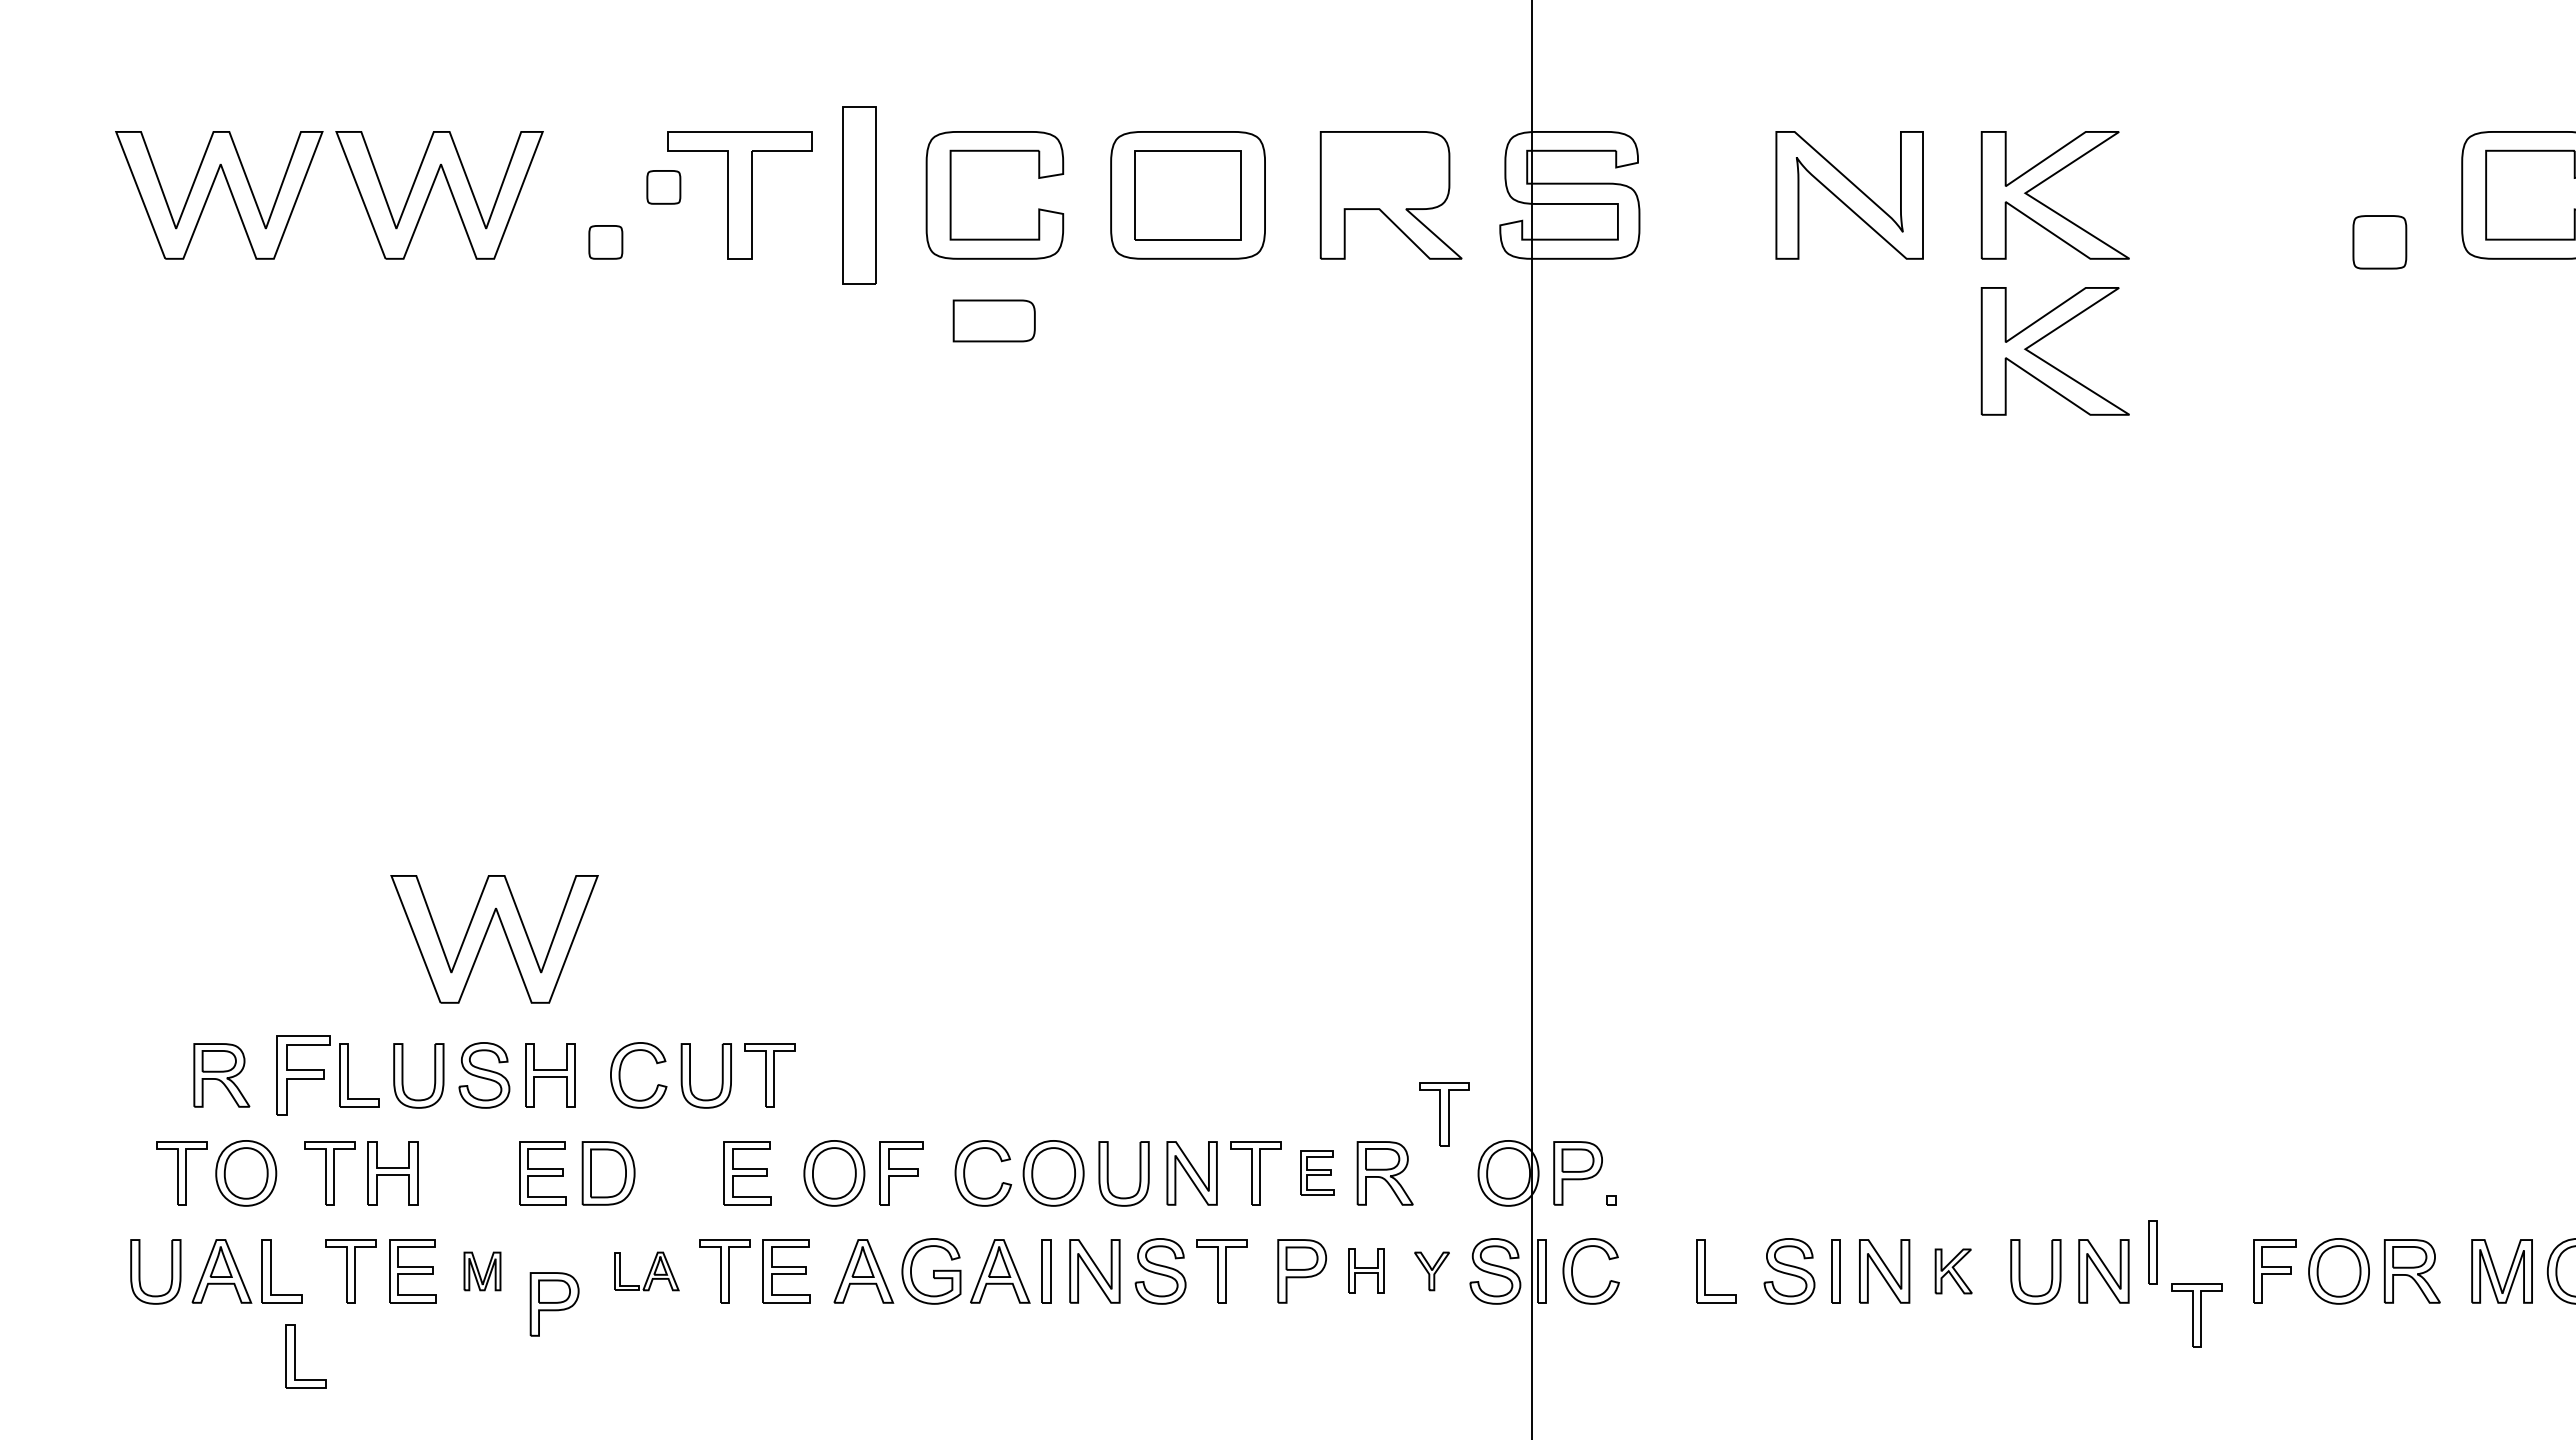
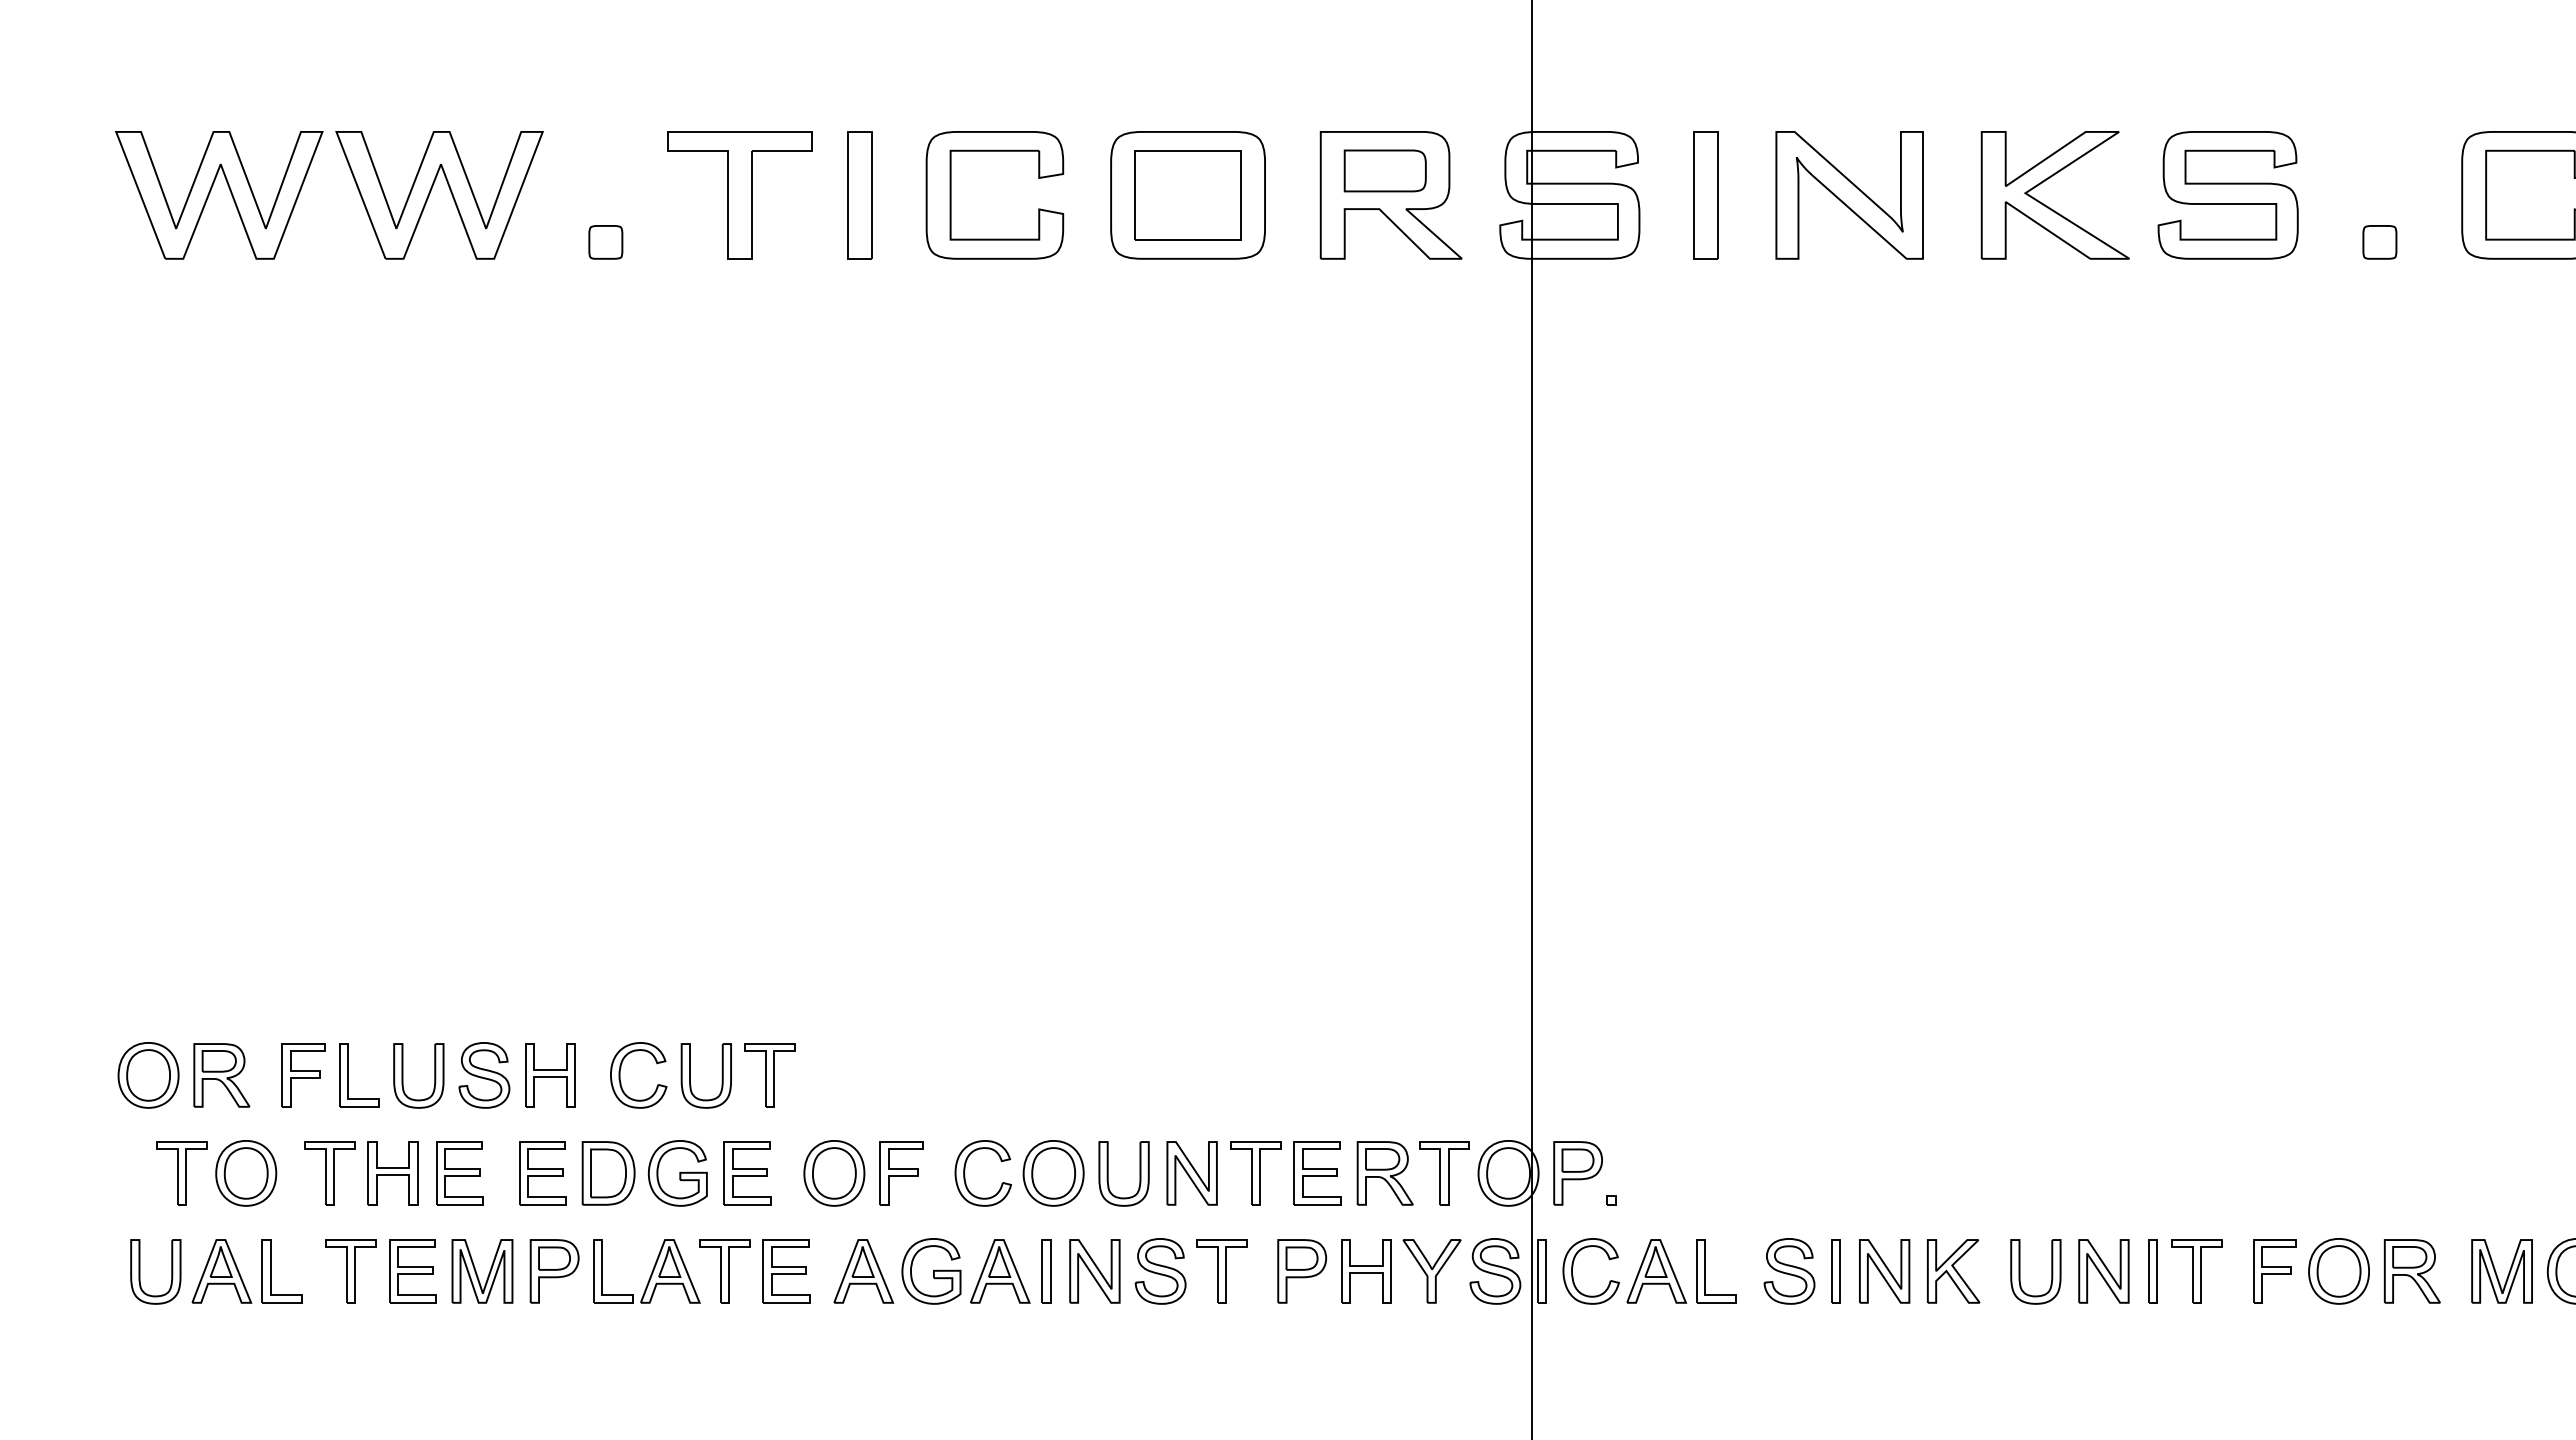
part: present -> none (663, 187)
part size: 35x179 px -> 26x129 px (859, 195)
part: none -> present (1705, 195)
part: none -> present (2227, 195)
part size: 56x55 px -> 36x35 px (2379, 242)
part position: (993, 320) -> (1384, 170) (1384, 170)
part: present -> none (2048, 362)
part: present -> none (486, 935)
part: none -> present (148, 1075)
part size: 55x81 px -> 45x65 px (303, 1075)
part position: (1444, 1114) -> (1444, 1173) (1444, 1173)
part size: 35x46 px -> 49x65 px (1317, 1173)
part: none -> present (459, 1173)
part: none -> present (677, 1173)
part position: (2152, 1252) -> (2152, 1271) (2152, 1271)
part size: 37x46 px -> 51x65 px (1366, 1271)
part size: 39x41 px -> 63x65 px (482, 1271)
part size: 66x41 px -> 108x65 px (646, 1271)
part size: 36x41 px -> 60x65 px (1431, 1271)
part: none -> present (1656, 1271)
part size: 39x47 px -> 54x65 px (1953, 1271)
part position: (554, 1304) -> (554, 1271) (554, 1271)
part position: (2196, 1315) -> (2196, 1271) (2196, 1271)
part: present -> none (295, 1356)
